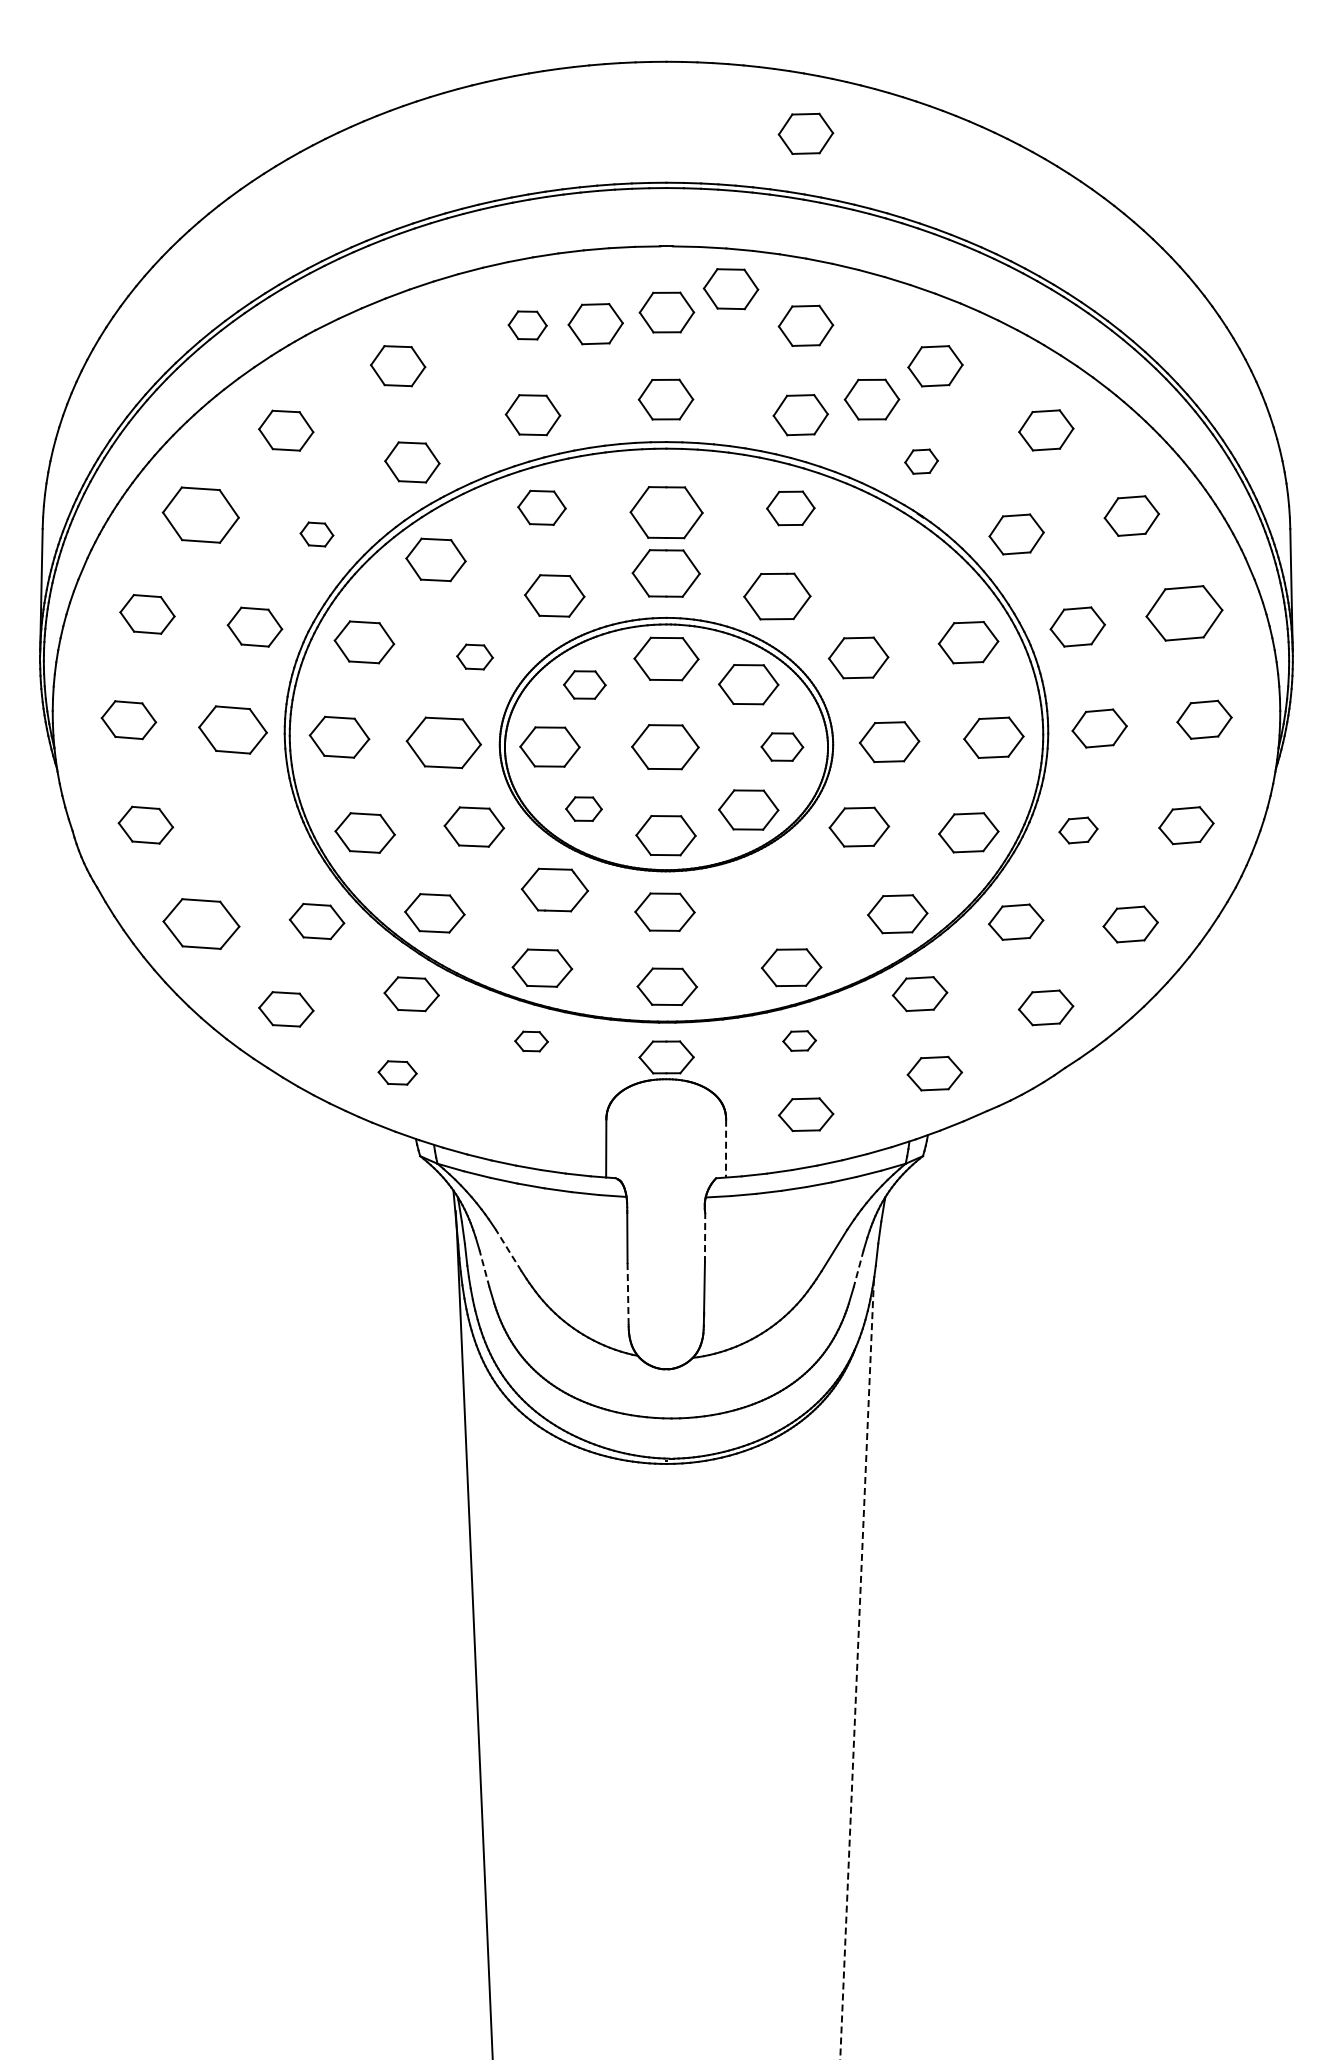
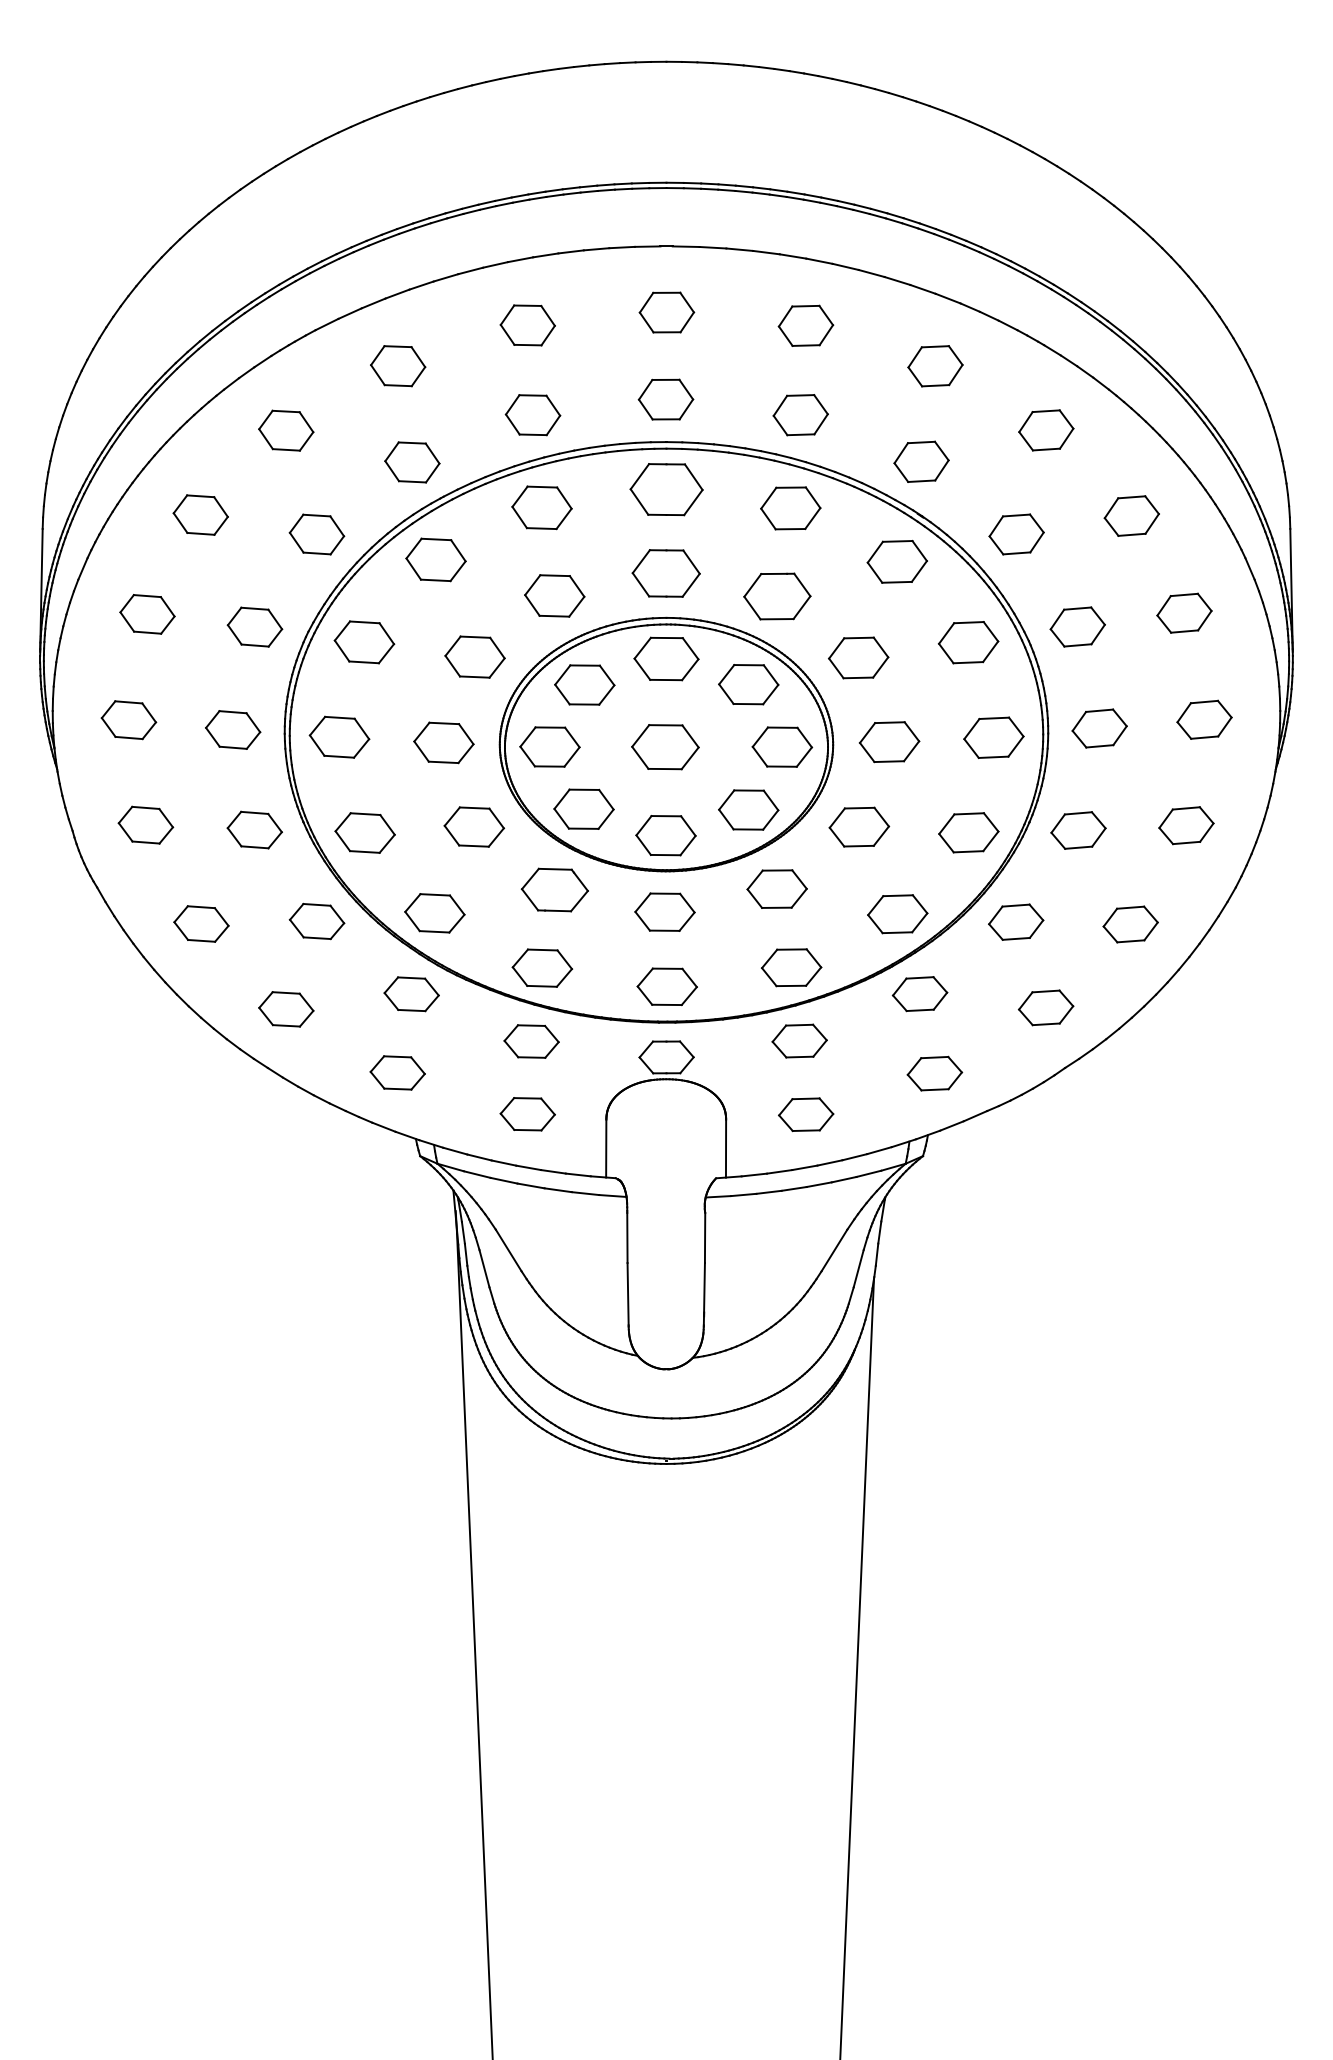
part: present -> none (805, 133)
part: present -> none (730, 289)
part: present -> none (595, 324)
part size: 41x31 px -> 57x43 px (527, 325)
part: present -> none (871, 399)
part size: 35x27 px -> 57x43 px (921, 461)
part size: 50x37 px -> 62x46 px (541, 507)
part size: 50x37 px -> 62x45 px (790, 508)
part position: (666, 512) -> (666, 489) (666, 489)
part size: 79x58 px -> 57x42 px (200, 514)
part size: 36x27 px -> 58x43 px (316, 534)
part: none -> present (896, 561)
part size: 79x57 px -> 57x42 px (1184, 612)
part size: 38x28 px -> 62x44 px (474, 656)
part size: 44x30 px -> 62x42 px (584, 684)
part size: 70x50 px -> 57x40 px (233, 729)
part size: 77x54 px -> 62x44 px (443, 742)
part size: 45x30 px -> 63x42 px (782, 746)
part size: 38x26 px -> 62x42 px (583, 808)
part: none -> present (254, 829)
part size: 41x29 px -> 57x39 px (1078, 830)
part: none -> present (776, 888)
part size: 79x52 px -> 57x38 px (201, 923)
part size: 35x22 px -> 57x36 px (799, 1040)
part size: 35x23 px -> 57x35 px (531, 1041)
part size: 41x26 px -> 57x36 px (397, 1072)
part: none -> present (527, 1114)
line: dashed -> solid (726, 1148)
line: dashed -> solid (705, 1237)
line: dashed -> solid (508, 1250)
line: dashed -> solid (484, 1268)
line: dashed -> solid (858, 1269)
line: dashed -> solid (628, 1294)
line: dashed -> solid (857, 1669)
